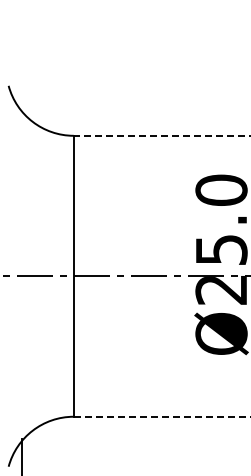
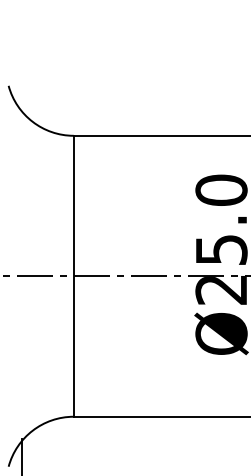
line: dashed -> solid (161, 135)
line: dashed -> solid (162, 416)
